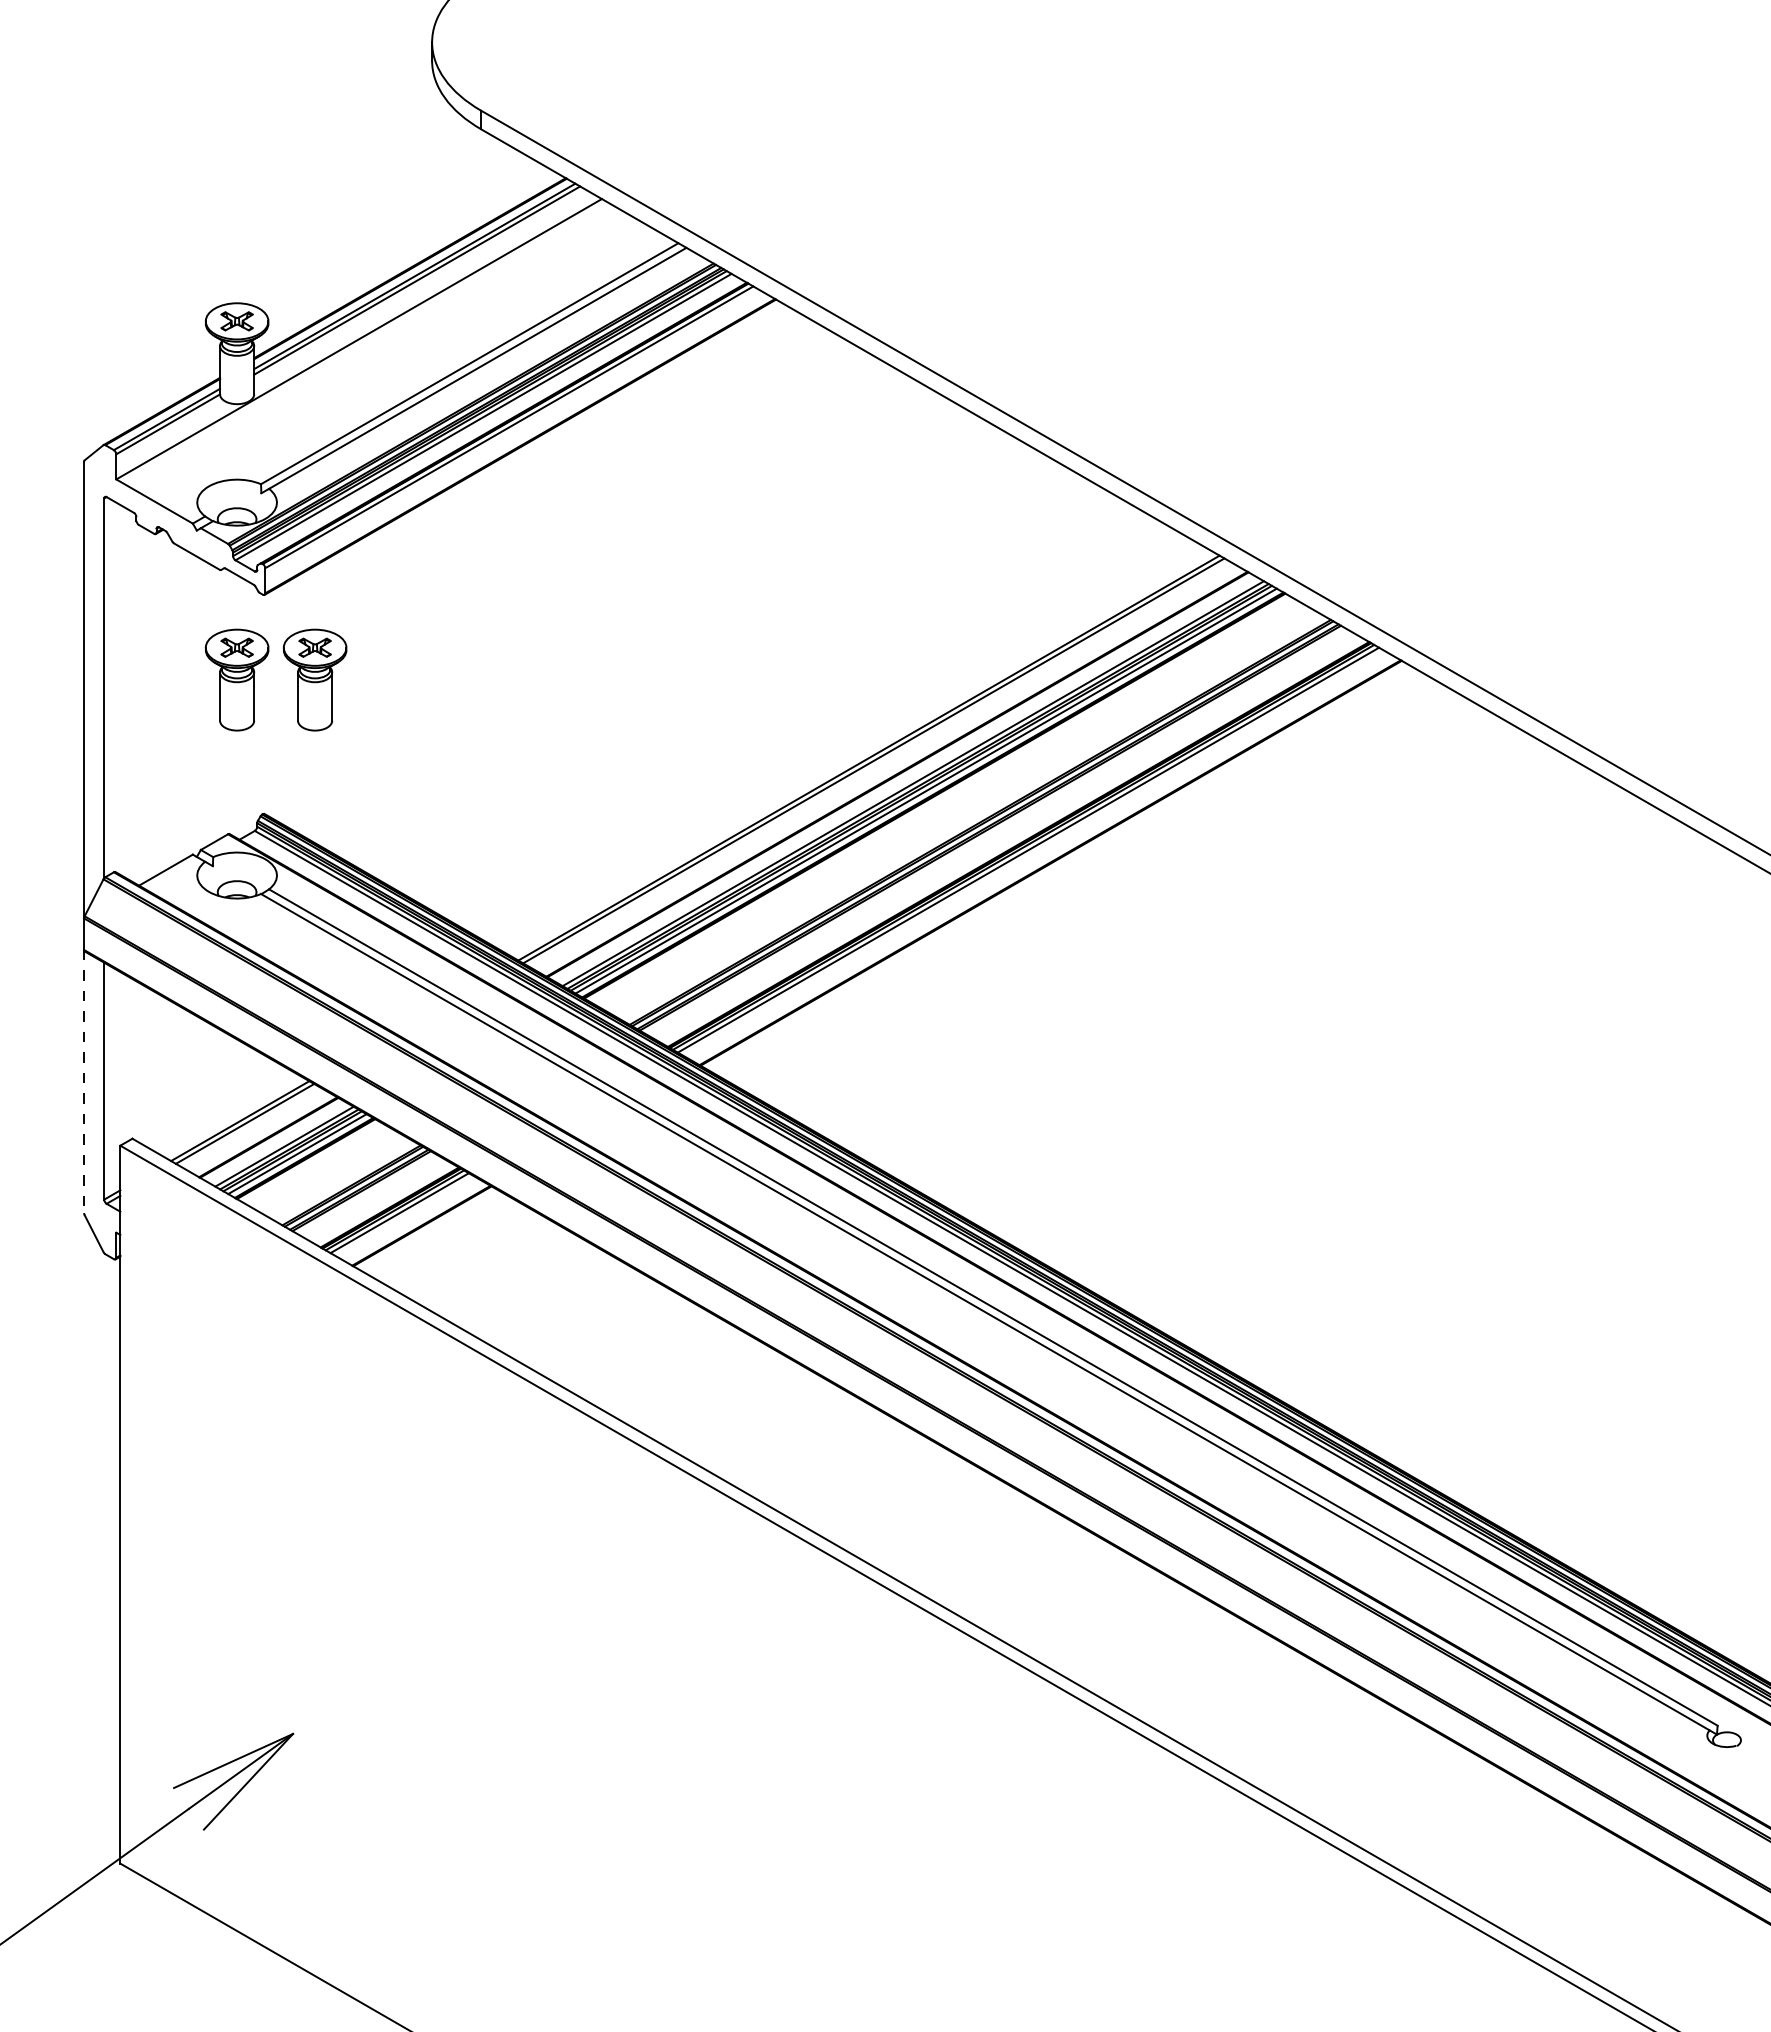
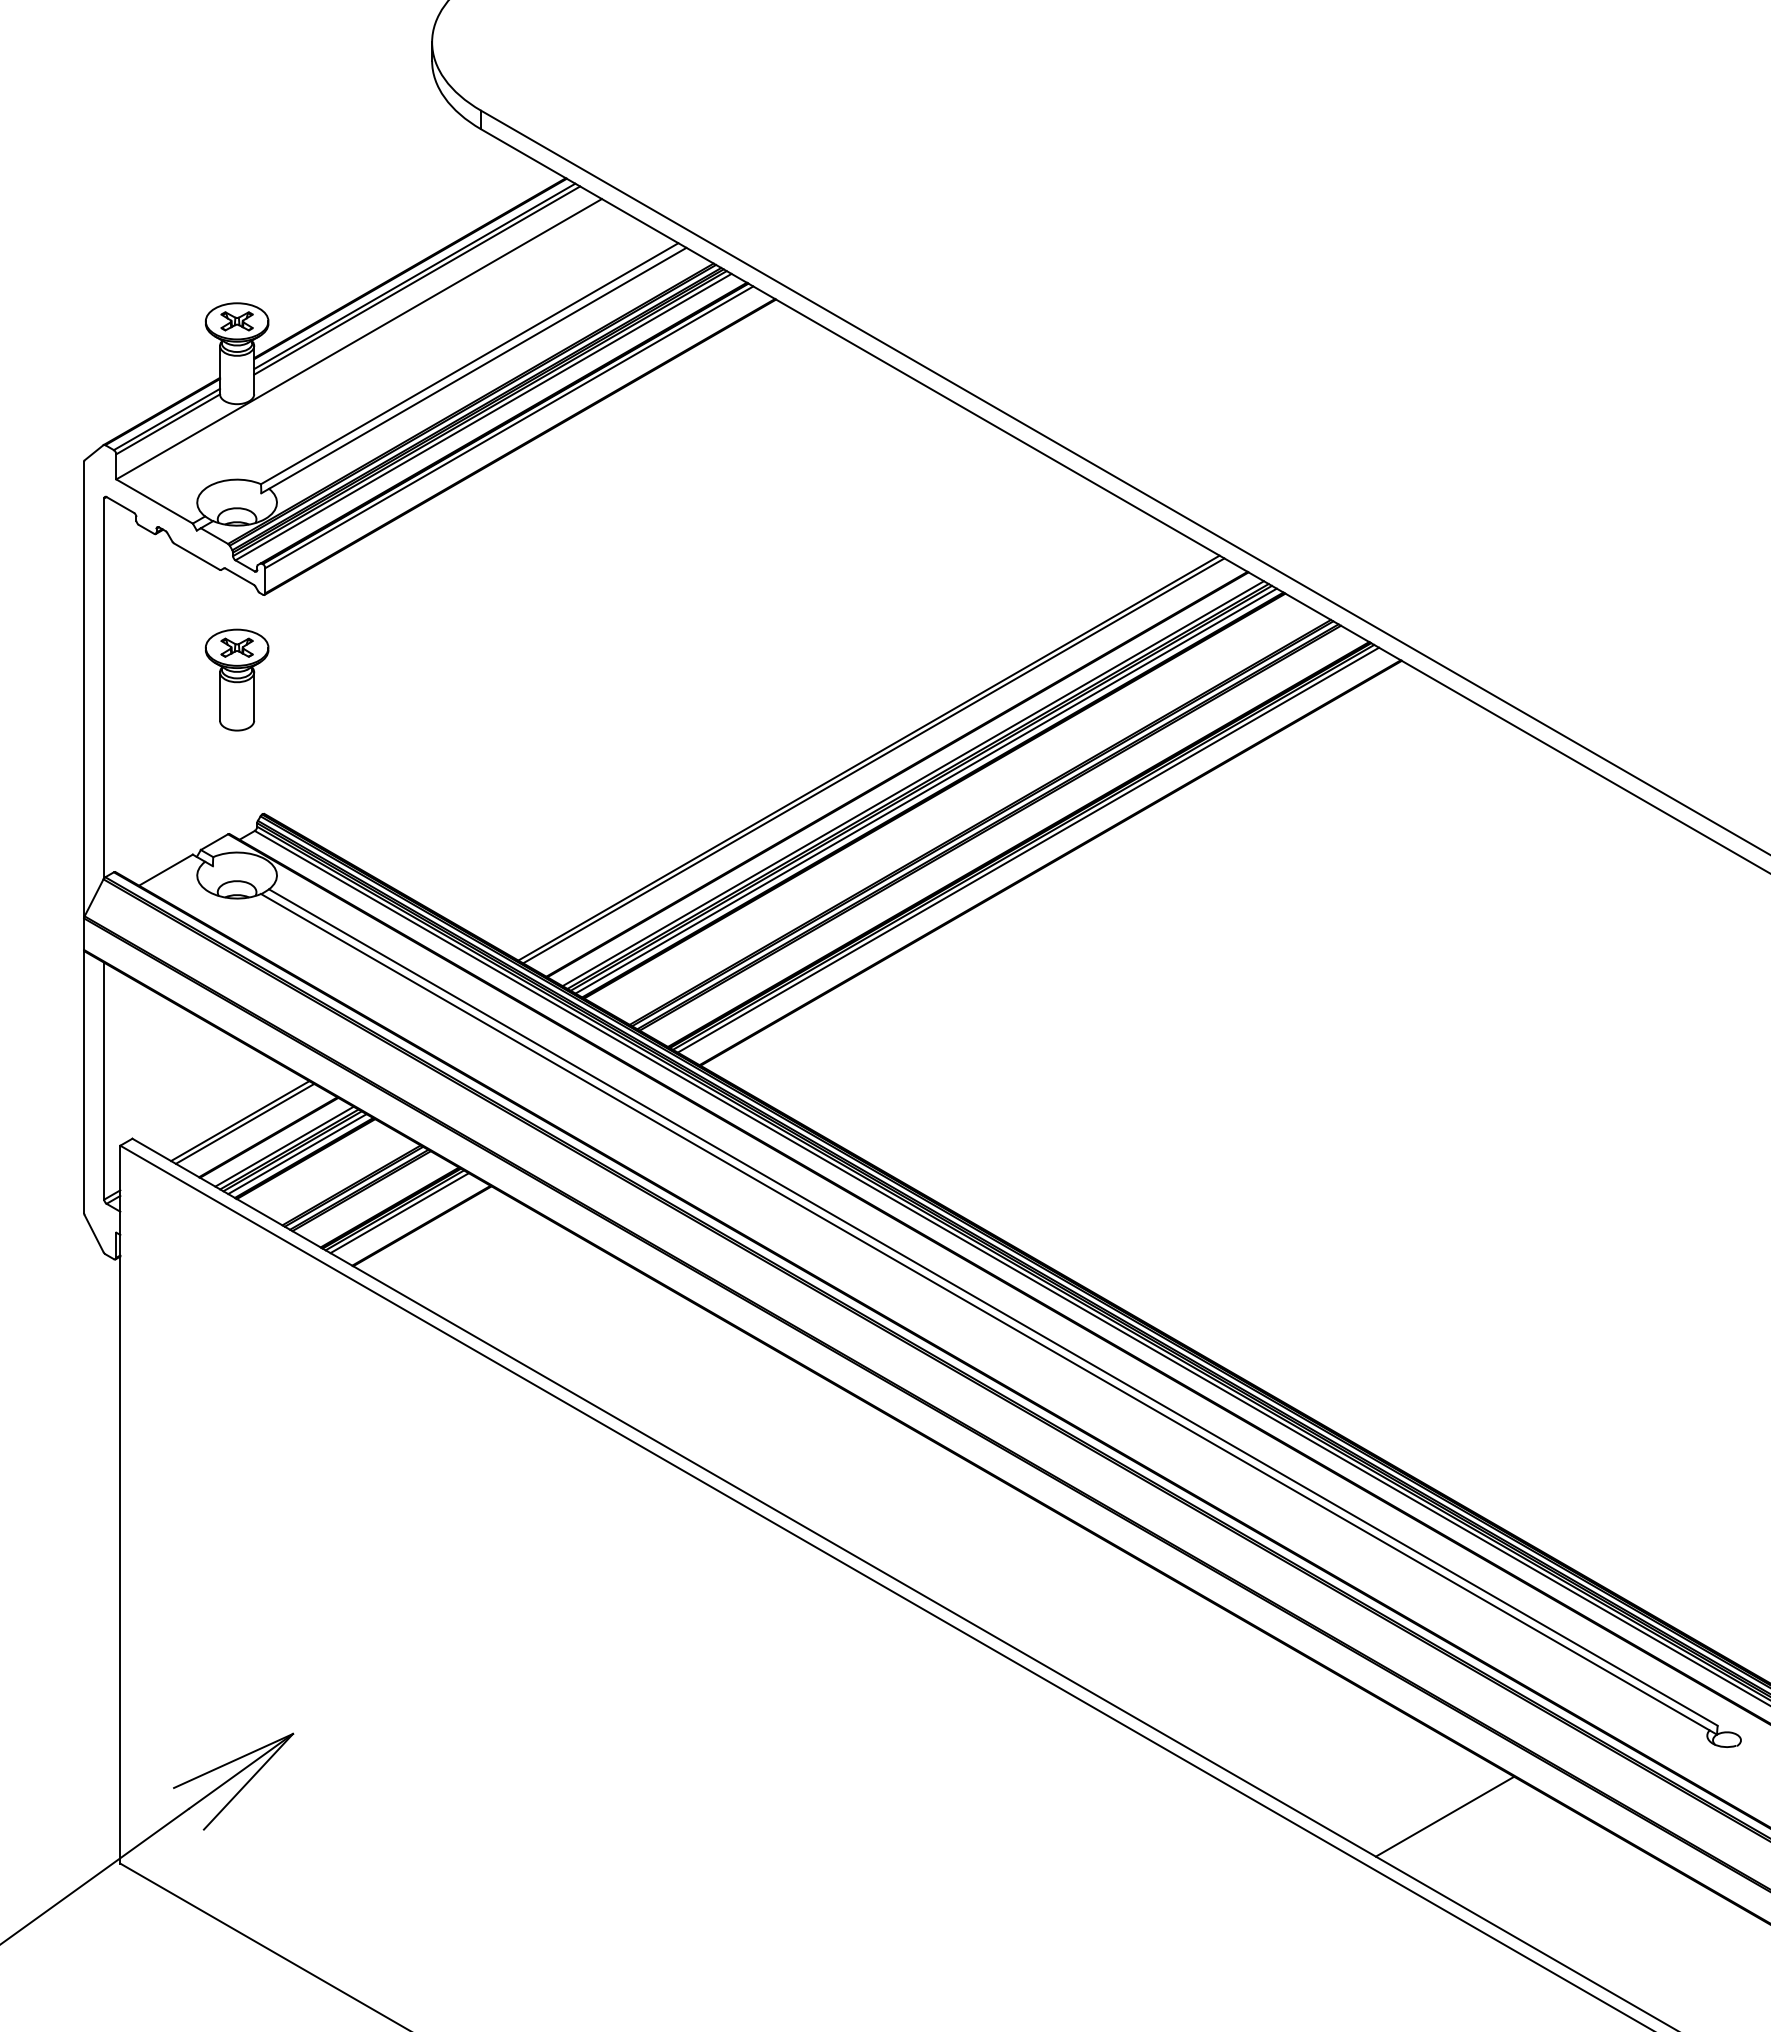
part: present -> none (314, 679)
line: dashed -> solid (84, 1081)
line: none -> present (1444, 1816)
